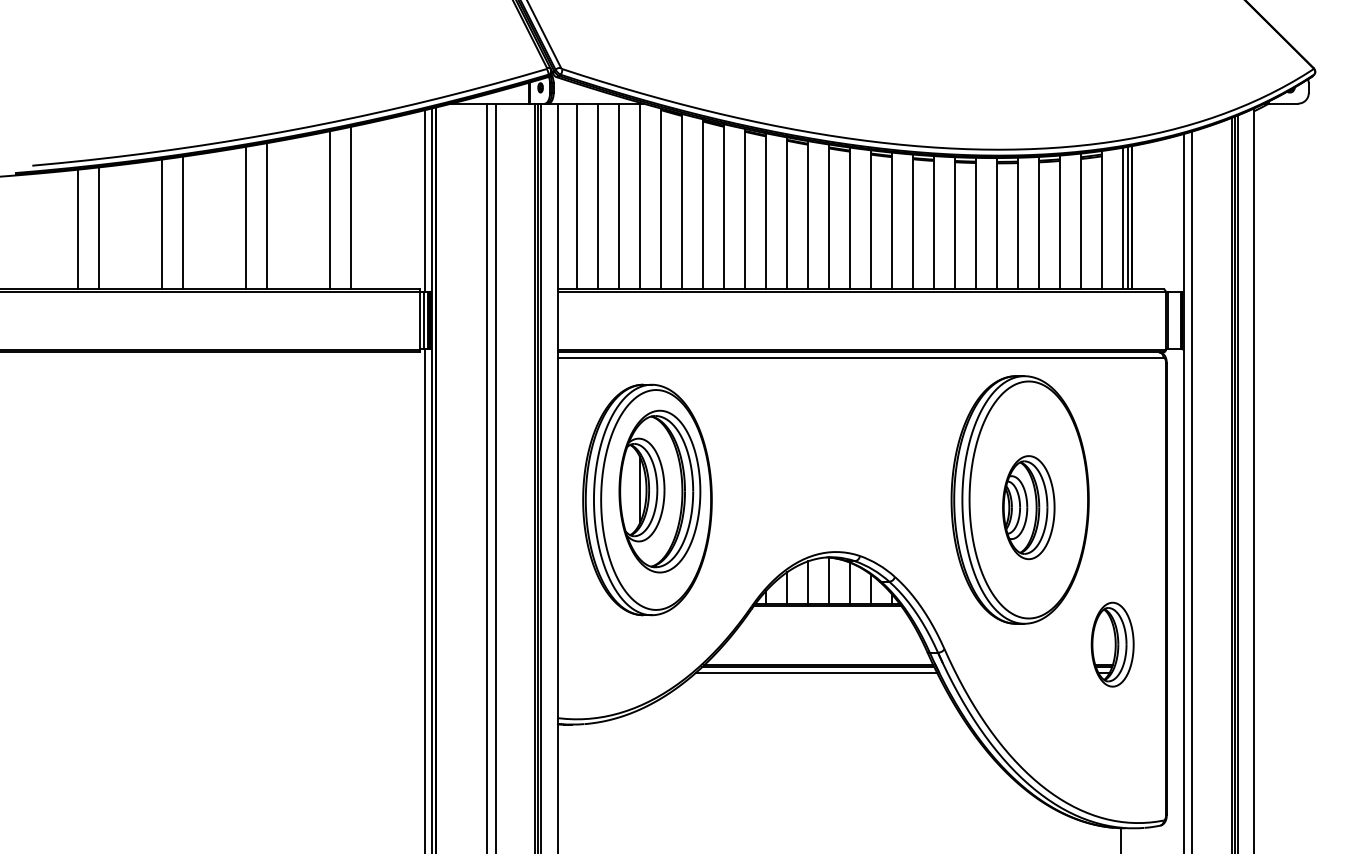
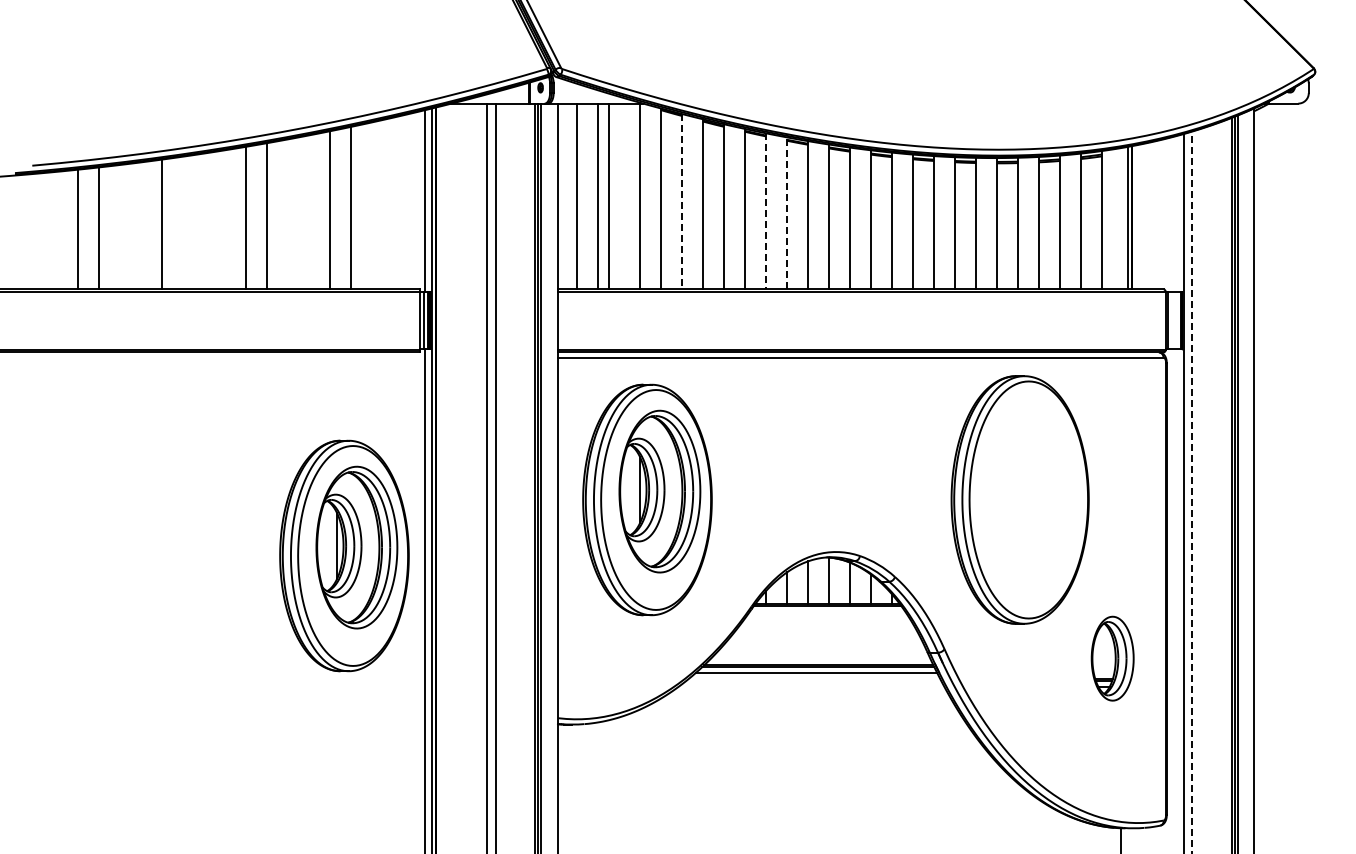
line position: (619, 196) -> (609, 196) (609, 196)
line: solid -> dashed (682, 201)
line: solid -> dashed (766, 211)
line: solid -> dashed (787, 212)
line: present -> none (1123, 218)
line: present -> none (183, 222)
line: solid -> dashed (1192, 492)
part: present -> none (1028, 507)
part: none -> present (344, 555)
part position: (1112, 644) -> (1112, 658) (1112, 658)
